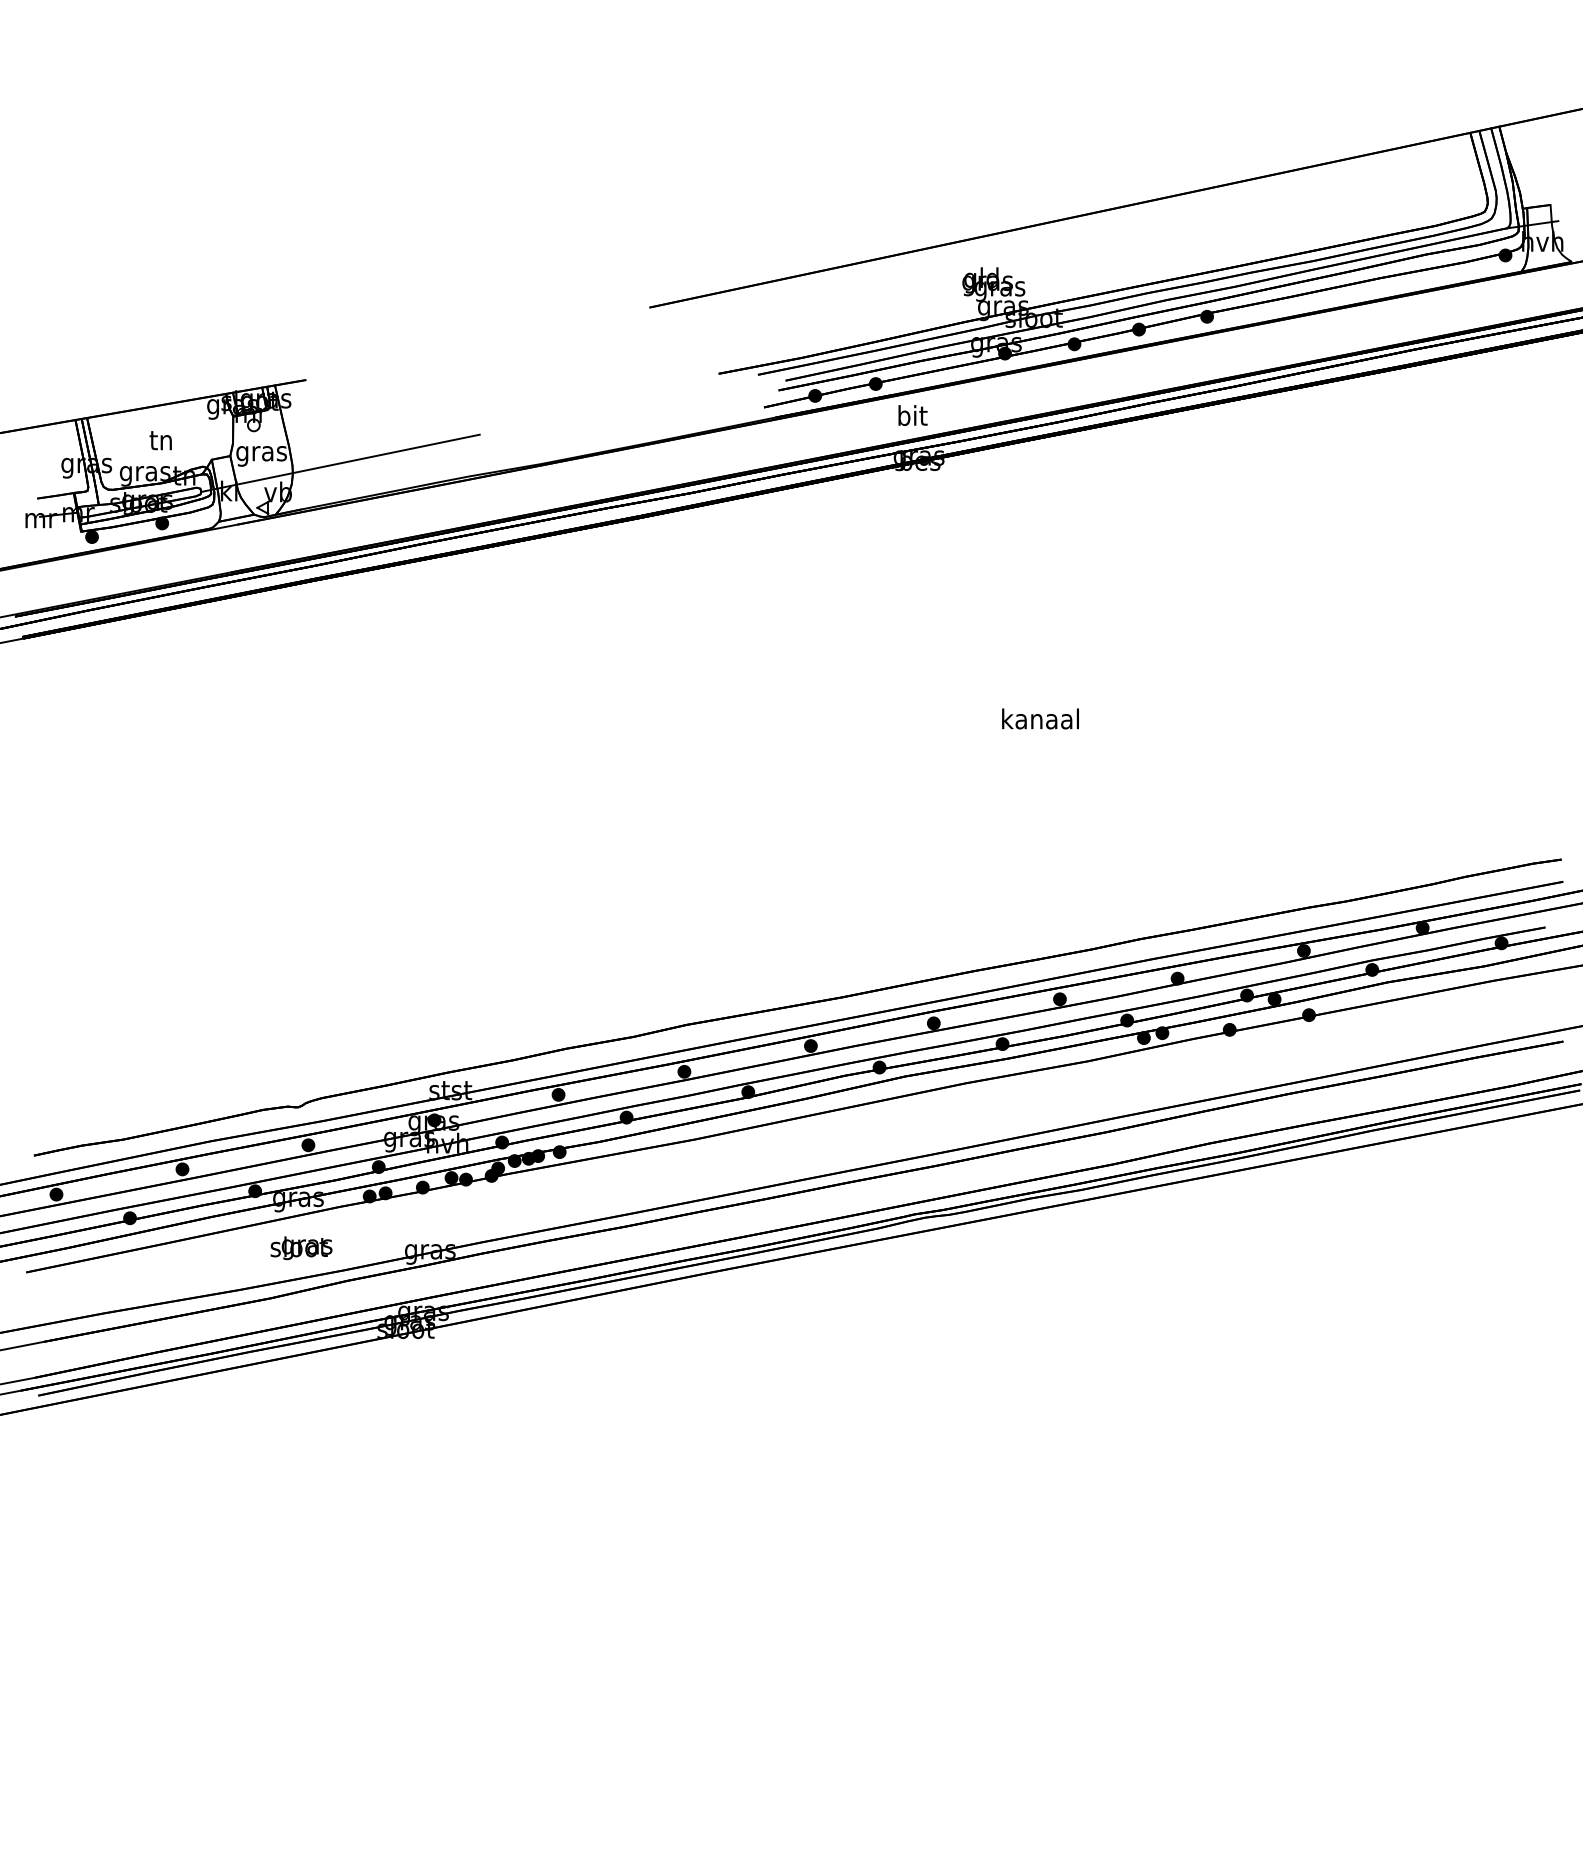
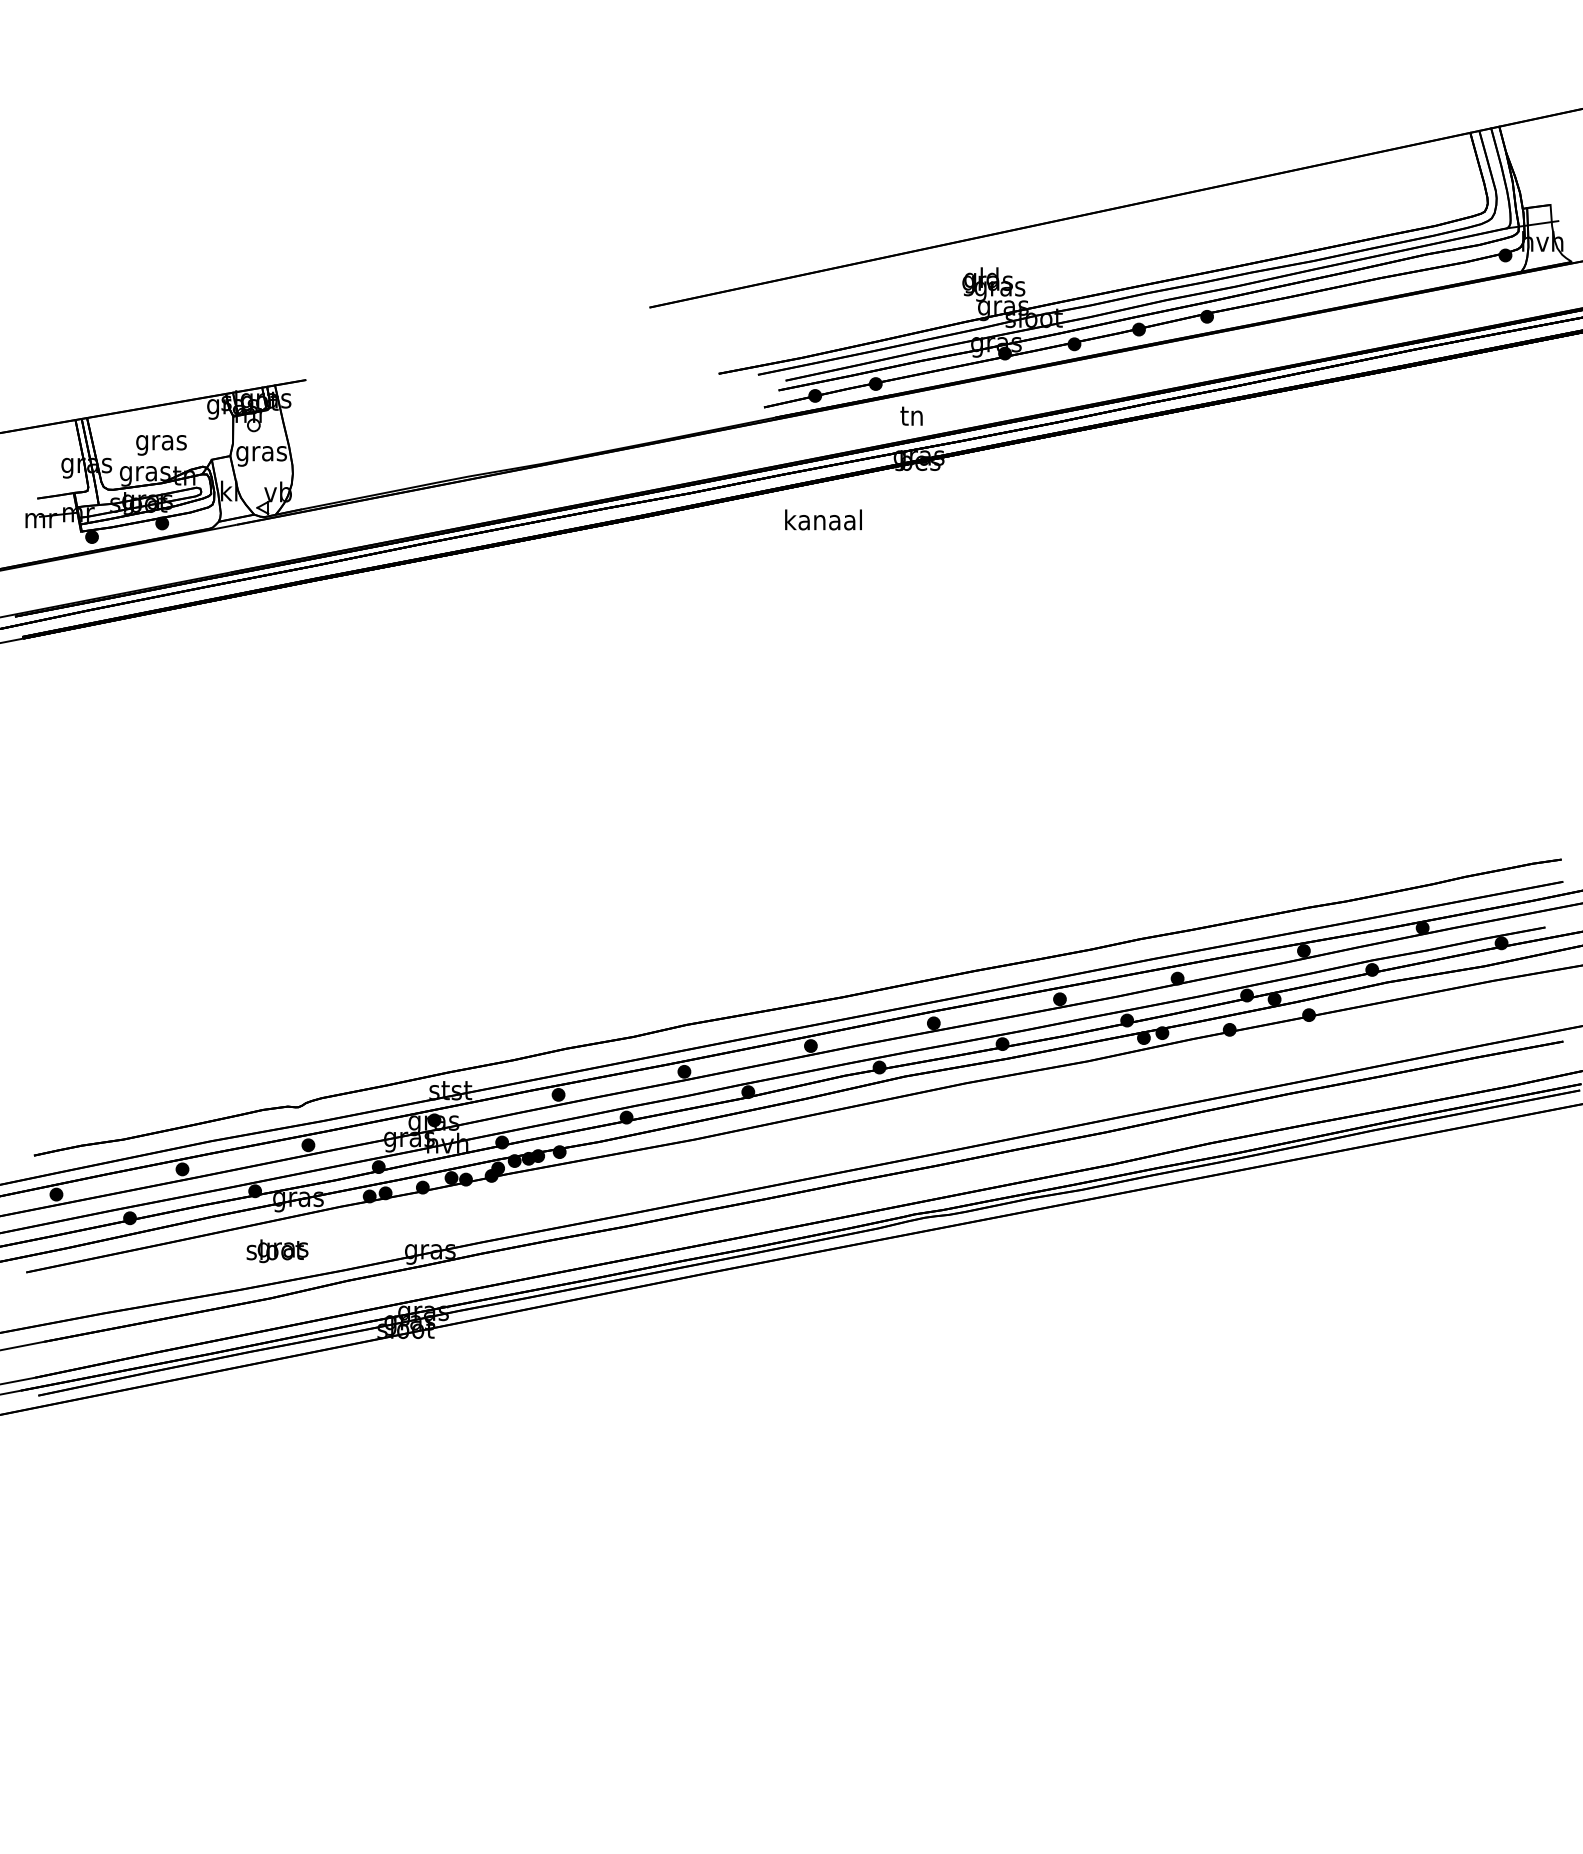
text: bit -> tn (912, 415)
text: tn -> gras (161, 443)
line: present -> none (340, 462)
text position: (1040, 718) -> (823, 519) (823, 519)
text position: (301, 1248) -> (277, 1251) (277, 1251)
